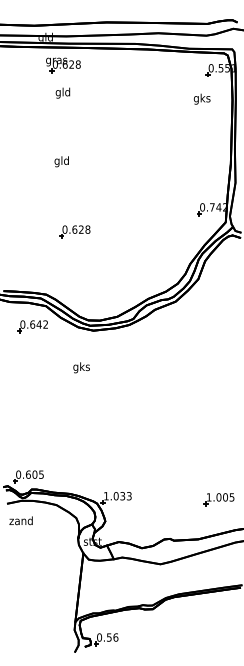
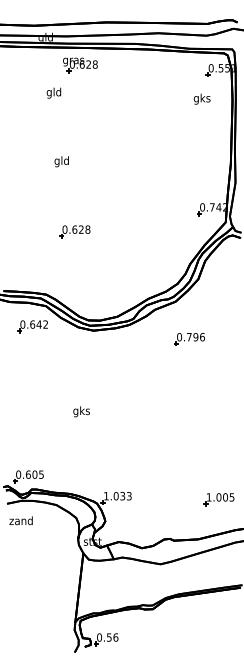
part position: (63, 65) -> (80, 65) (80, 65)
text position: (62, 92) -> (53, 92) (53, 92)
part: none -> present (189, 339)
text position: (81, 367) -> (81, 411) (81, 411)
